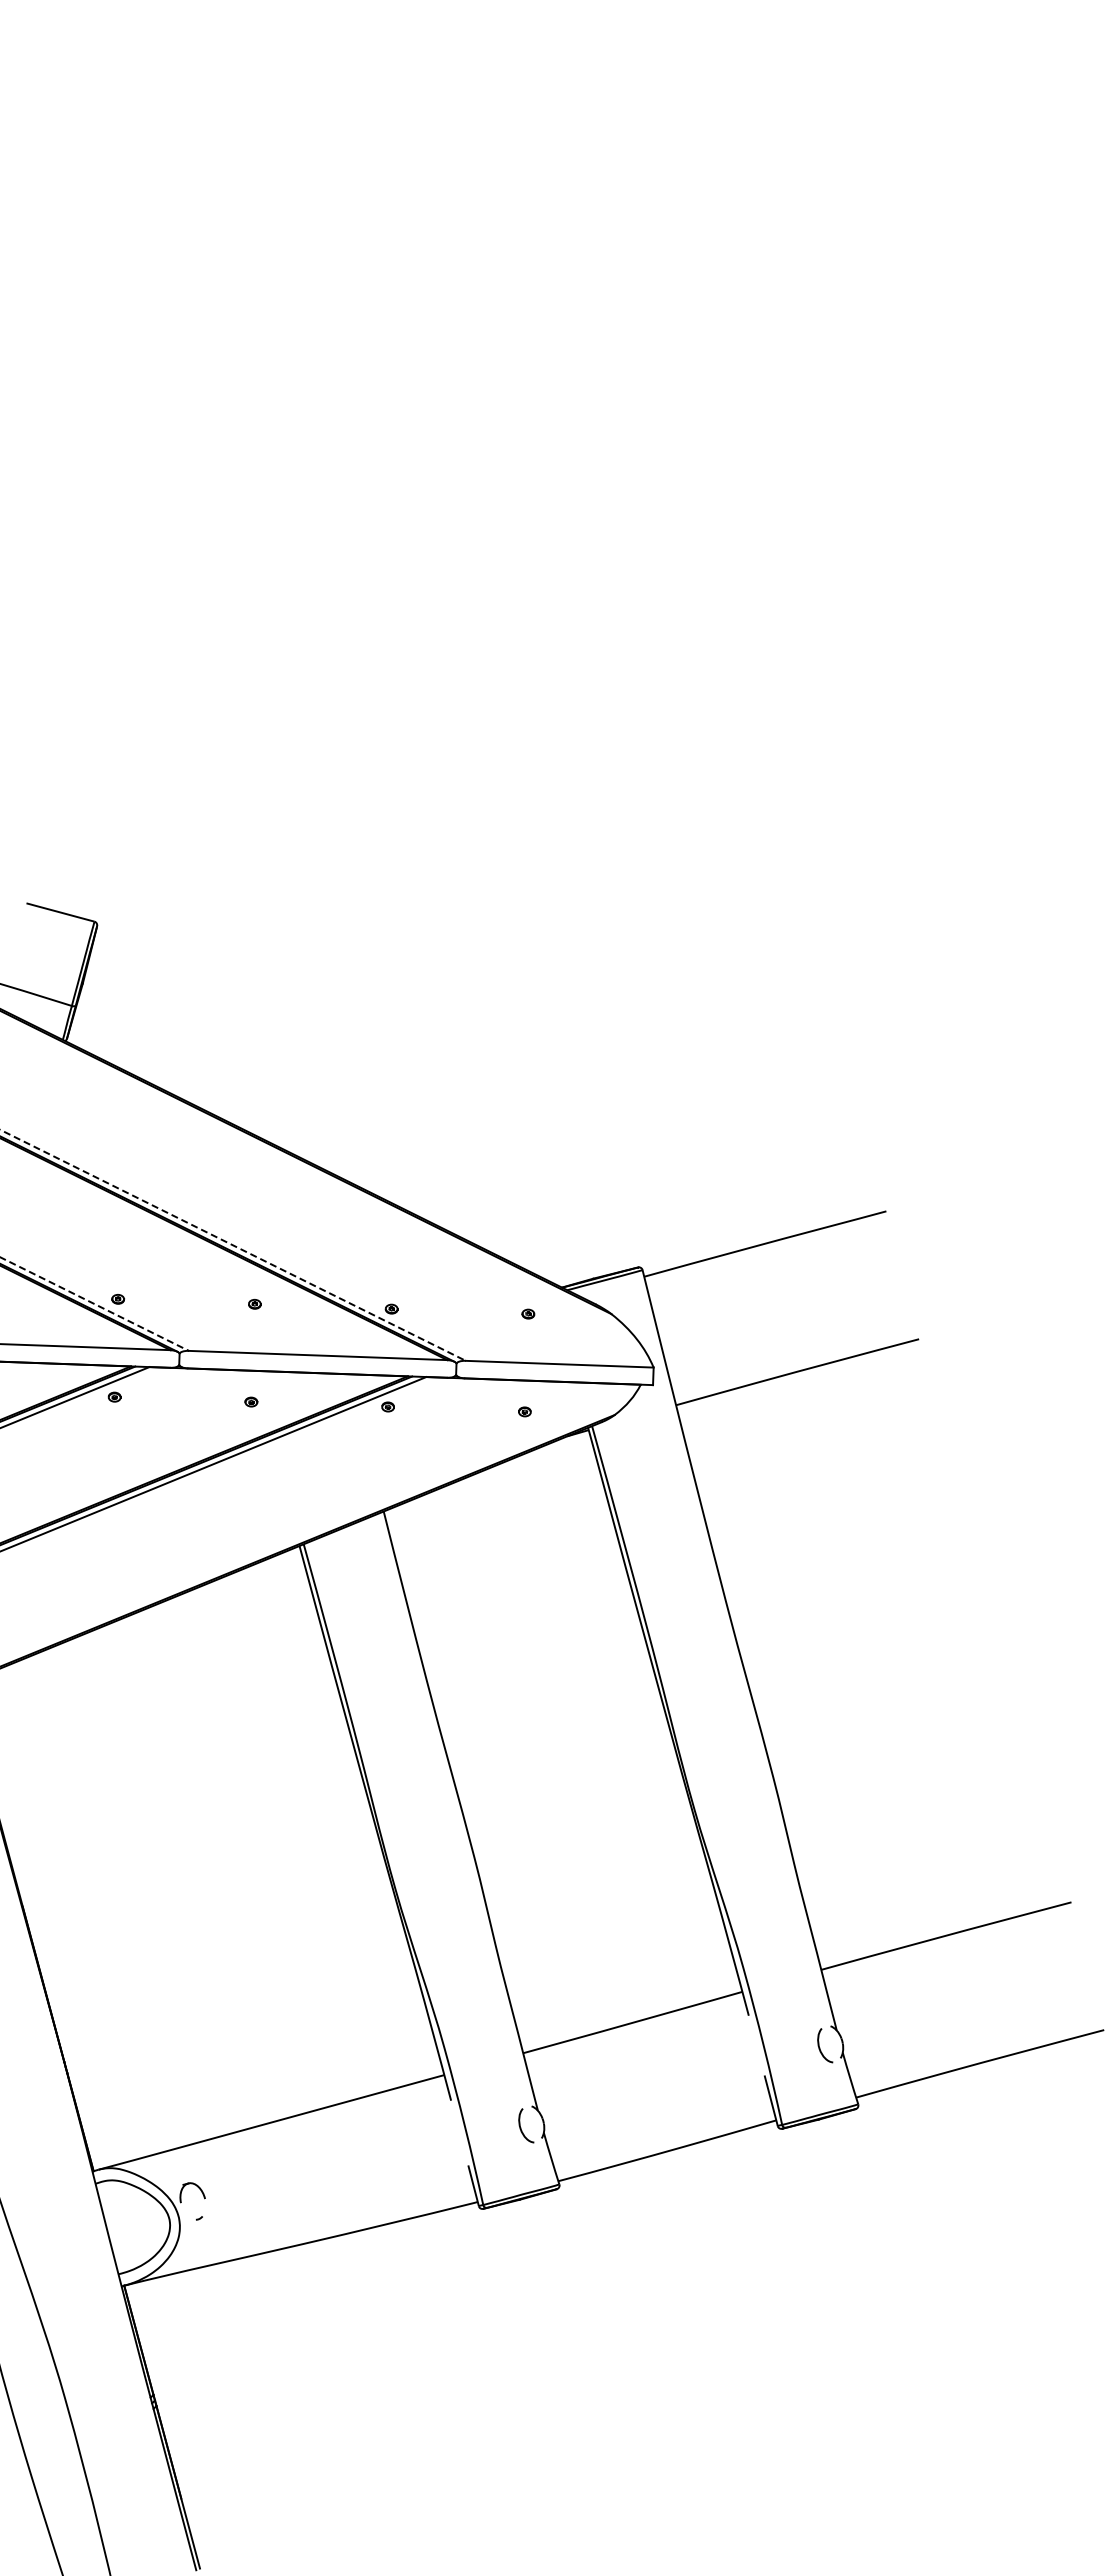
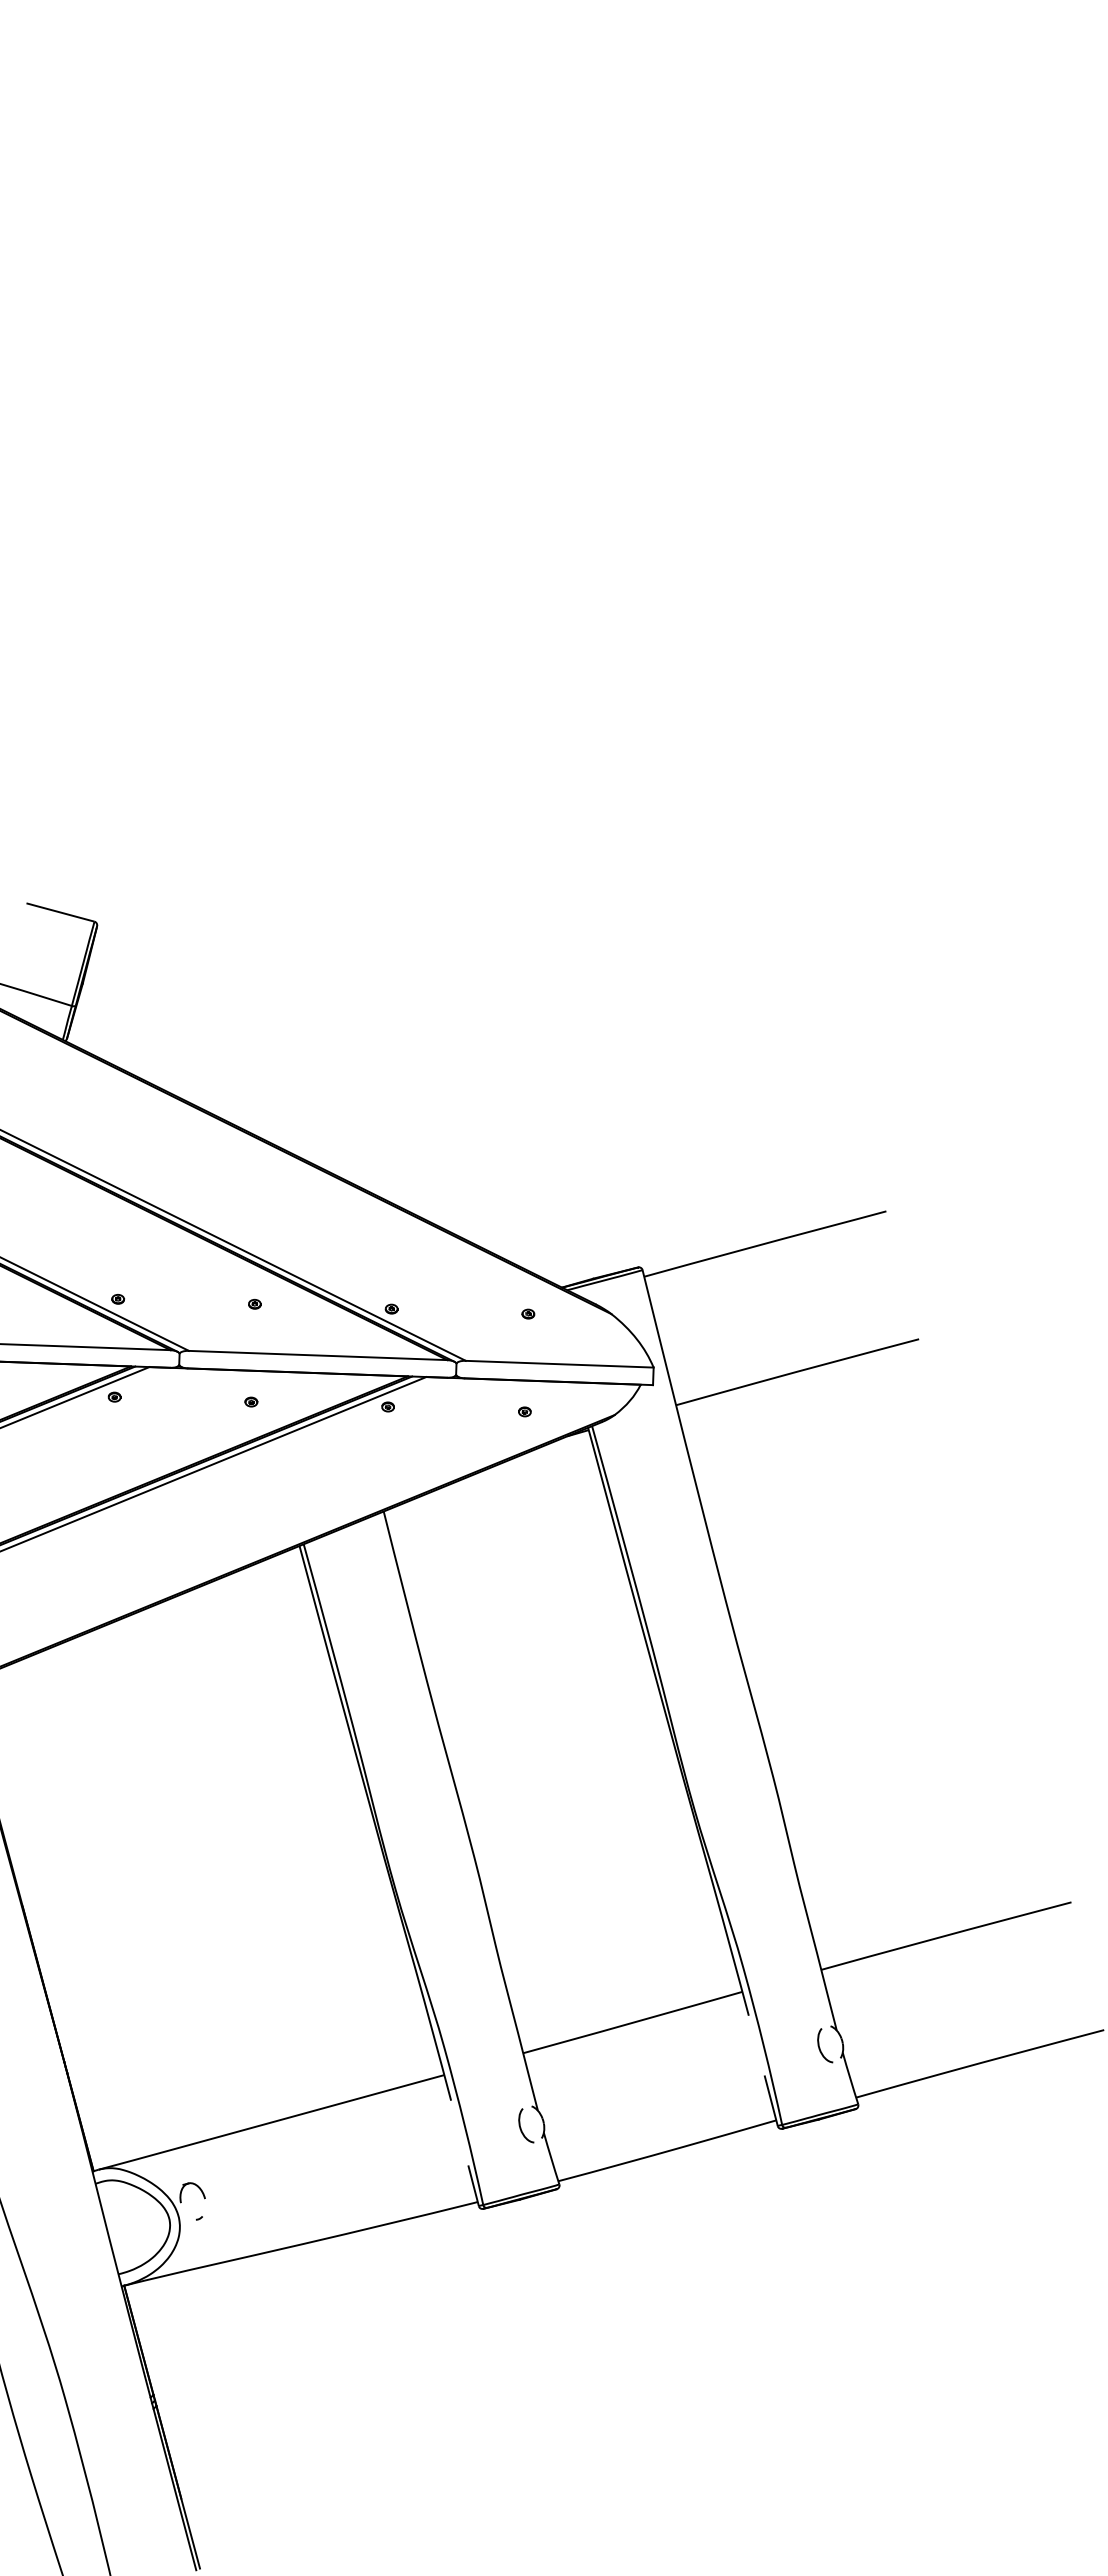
line: dashed -> solid (232, 1245)
line: dashed -> solid (94, 1304)
